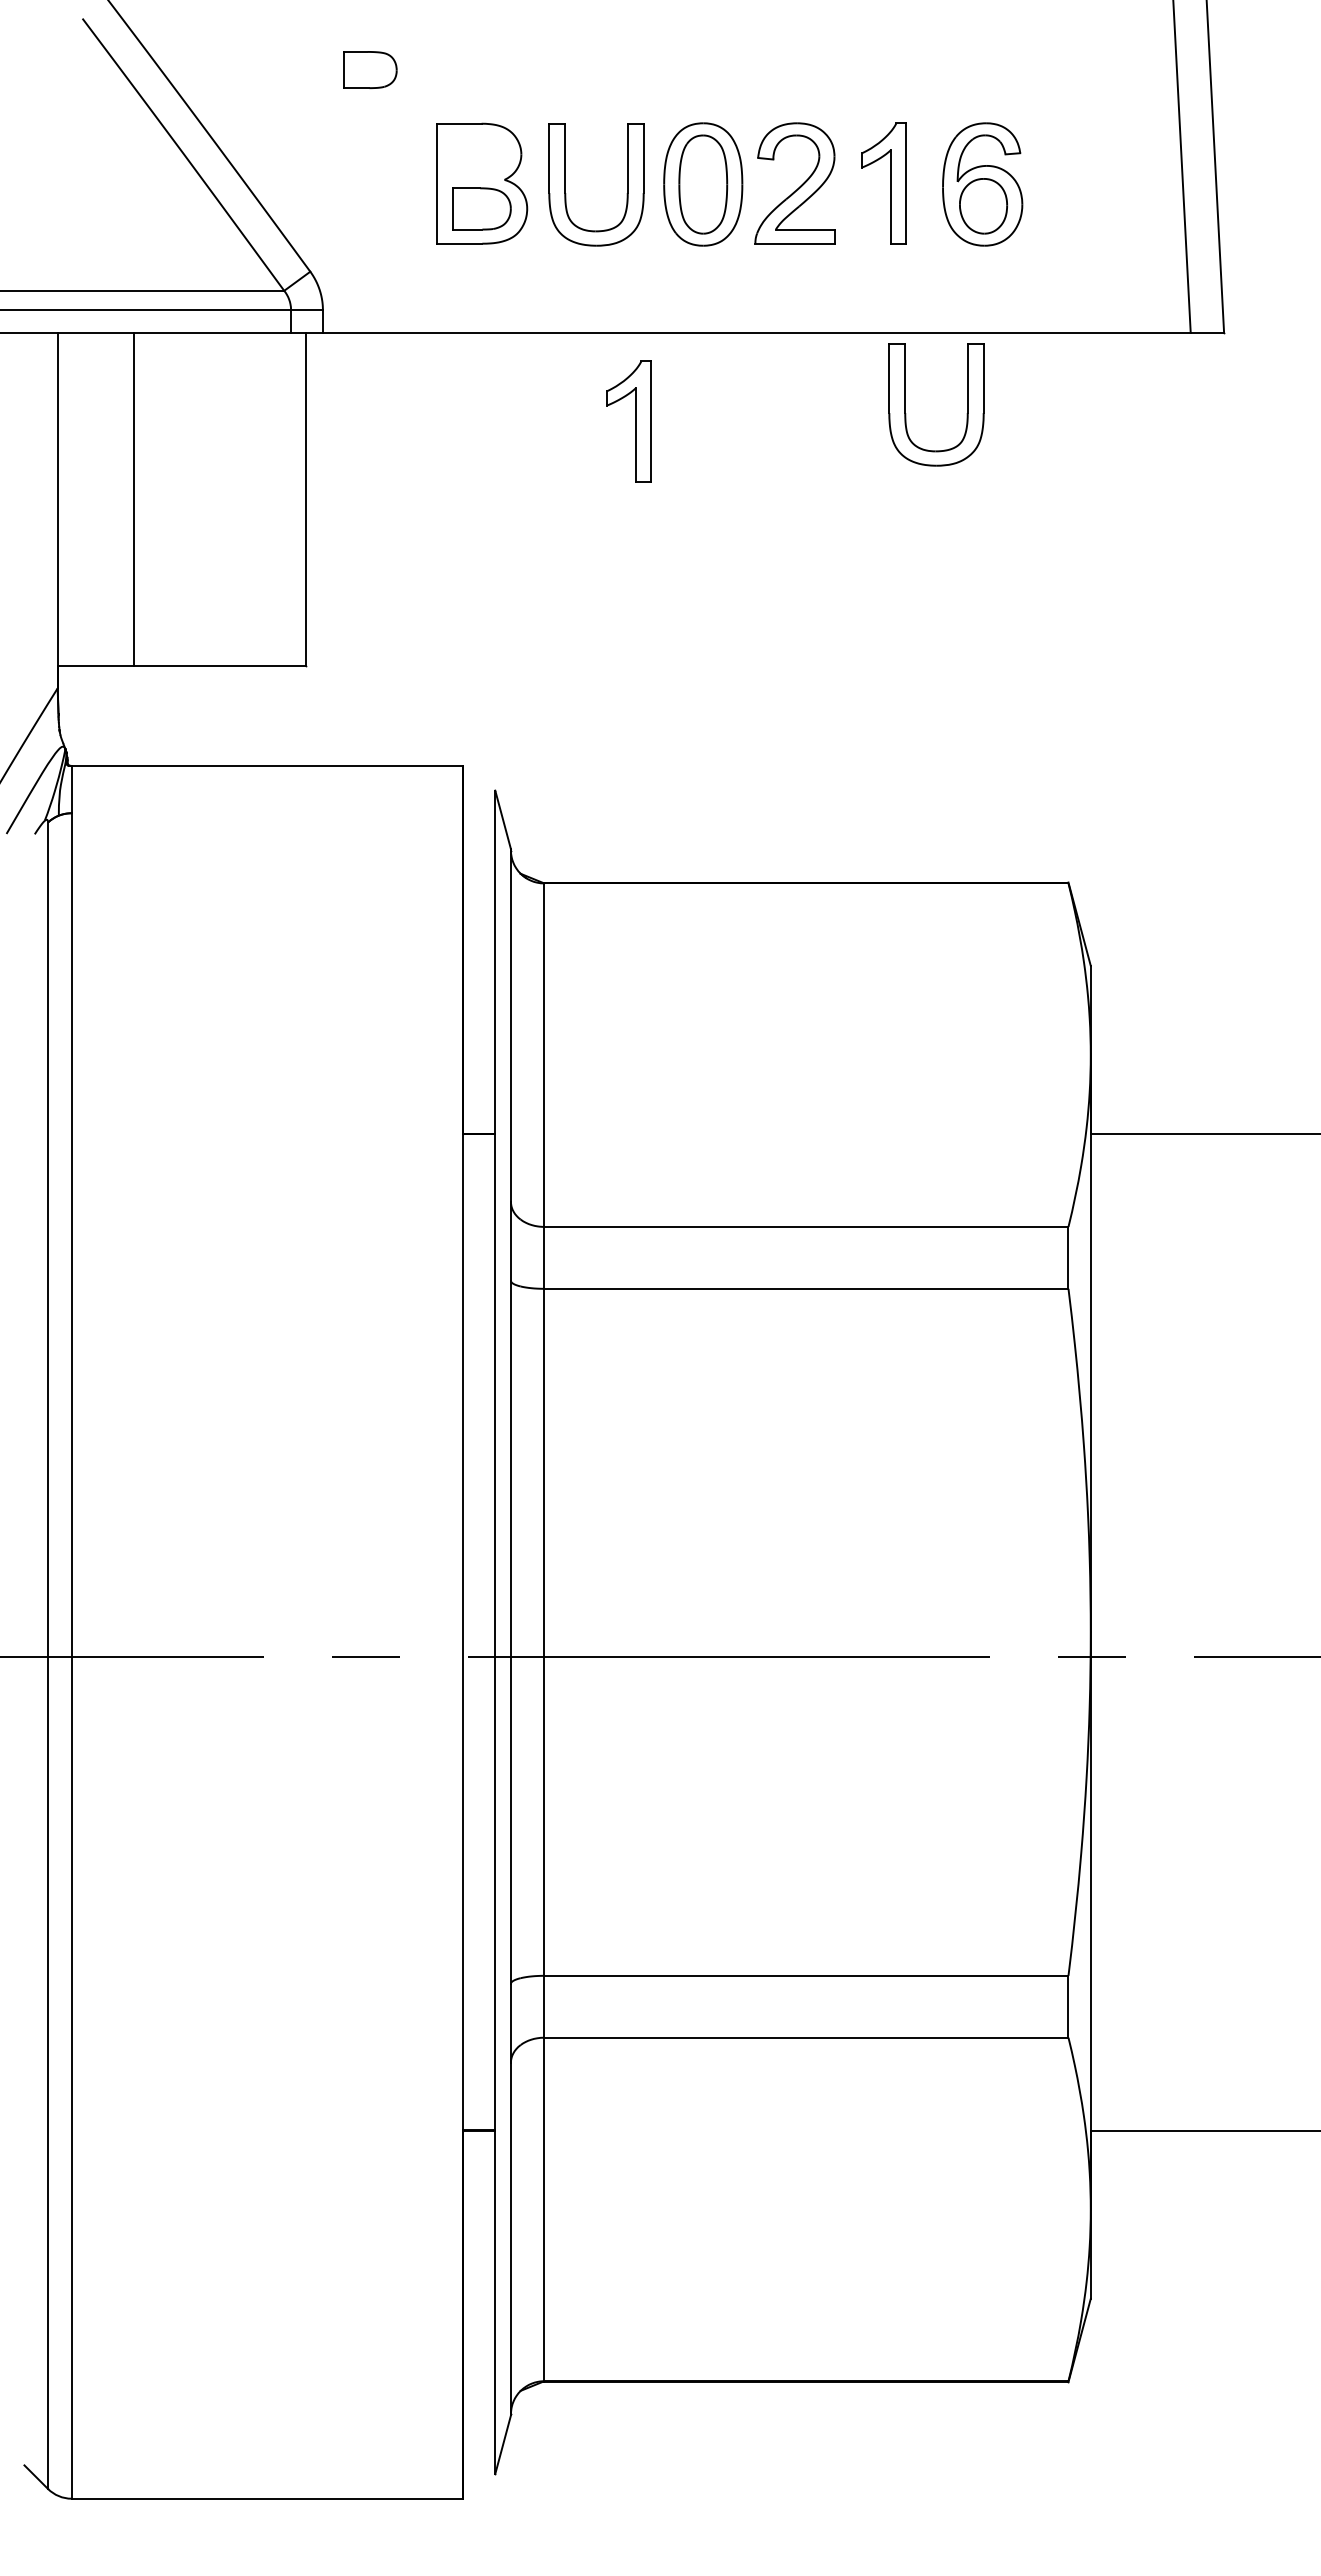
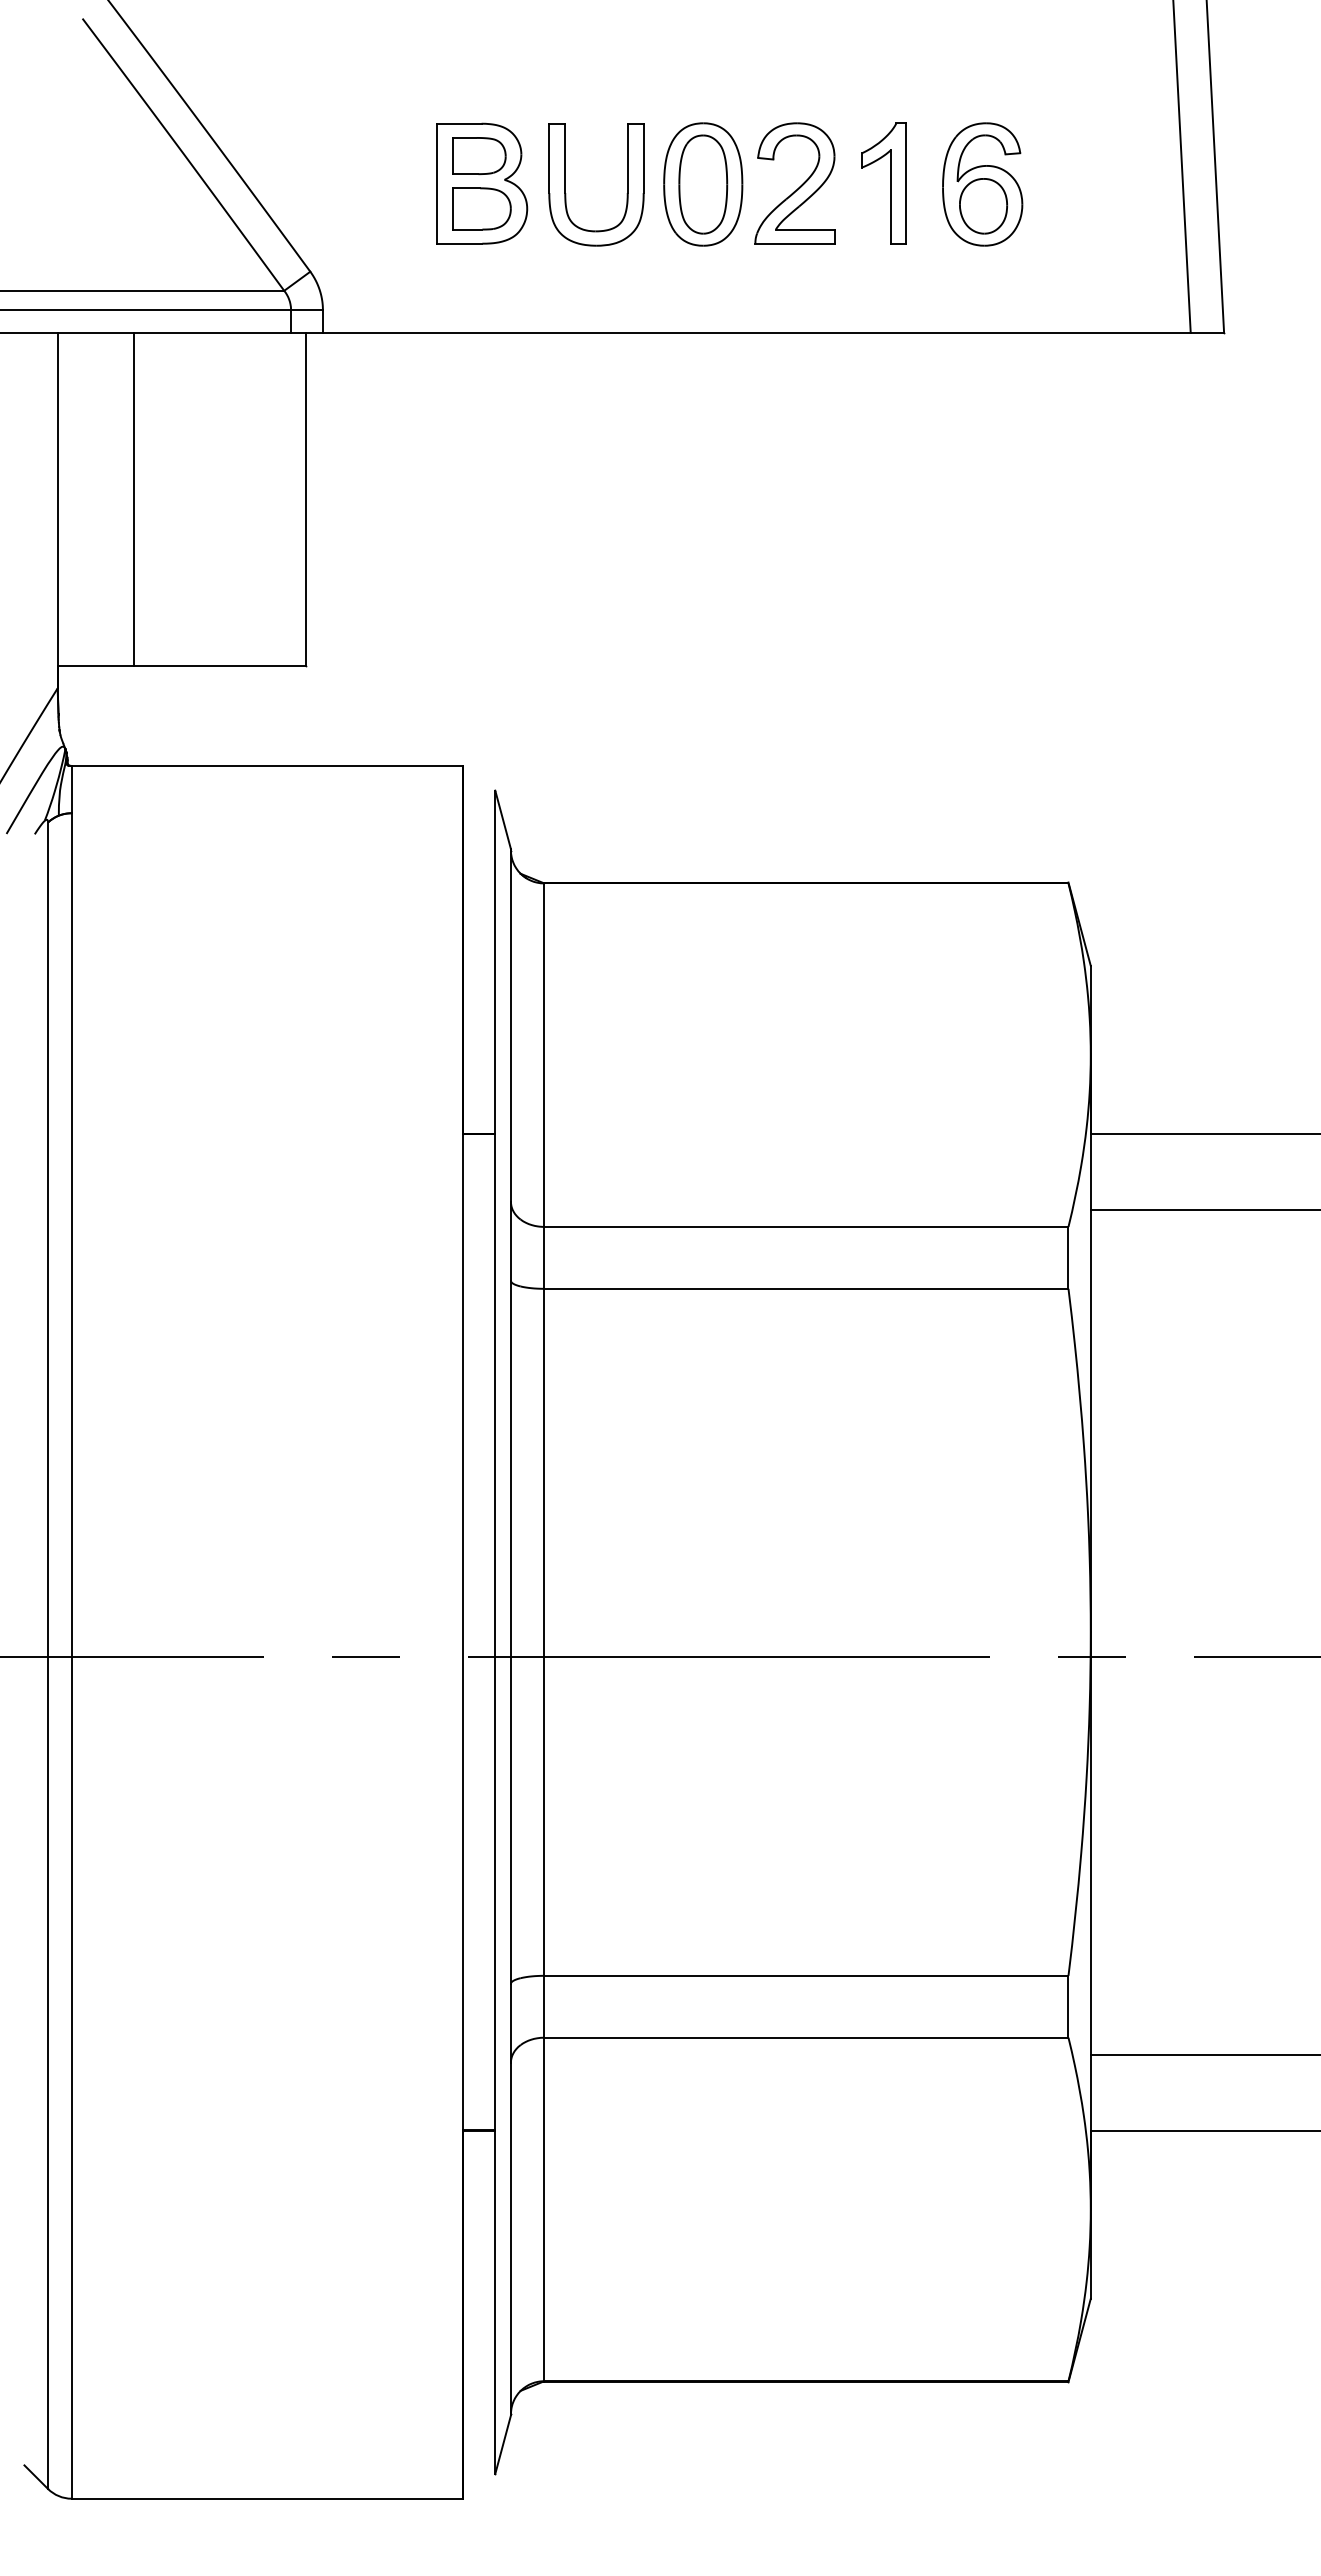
part position: (370, 69) -> (479, 155) (479, 155)
part: present -> none (905, 404)
part: present -> none (635, 421)
line: none -> present (1203, 1209)
line: none -> present (1203, 2054)
